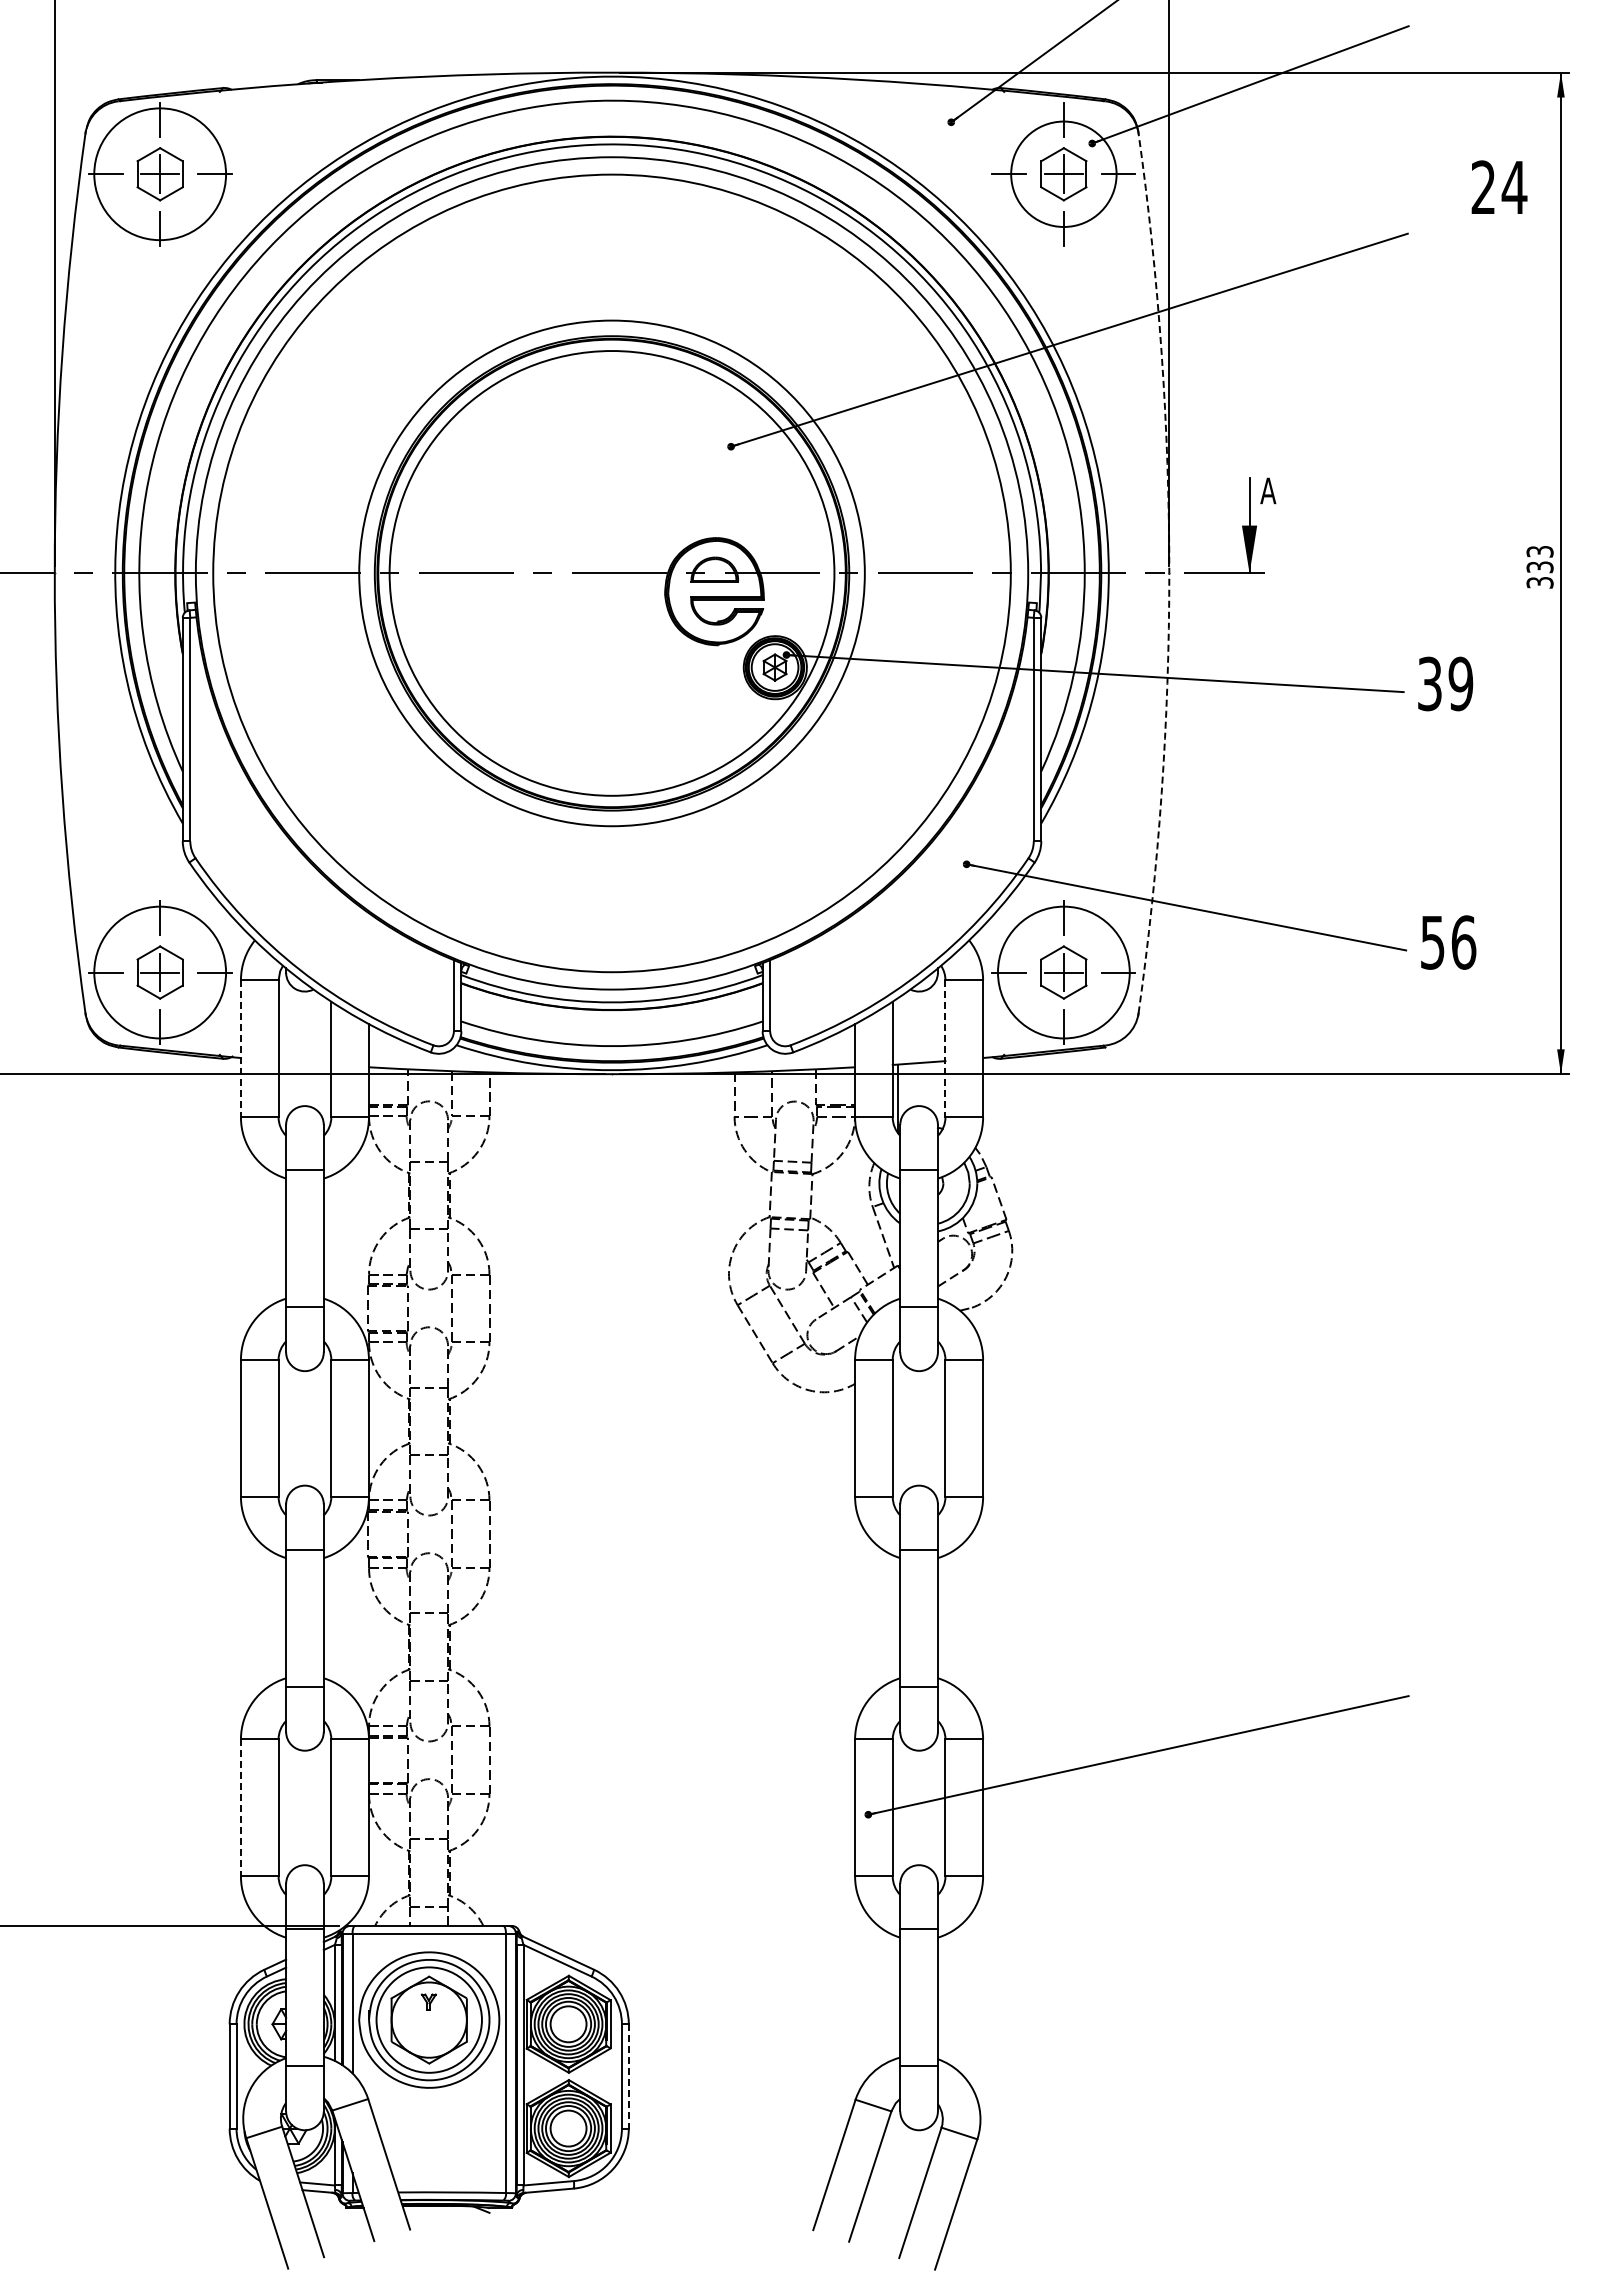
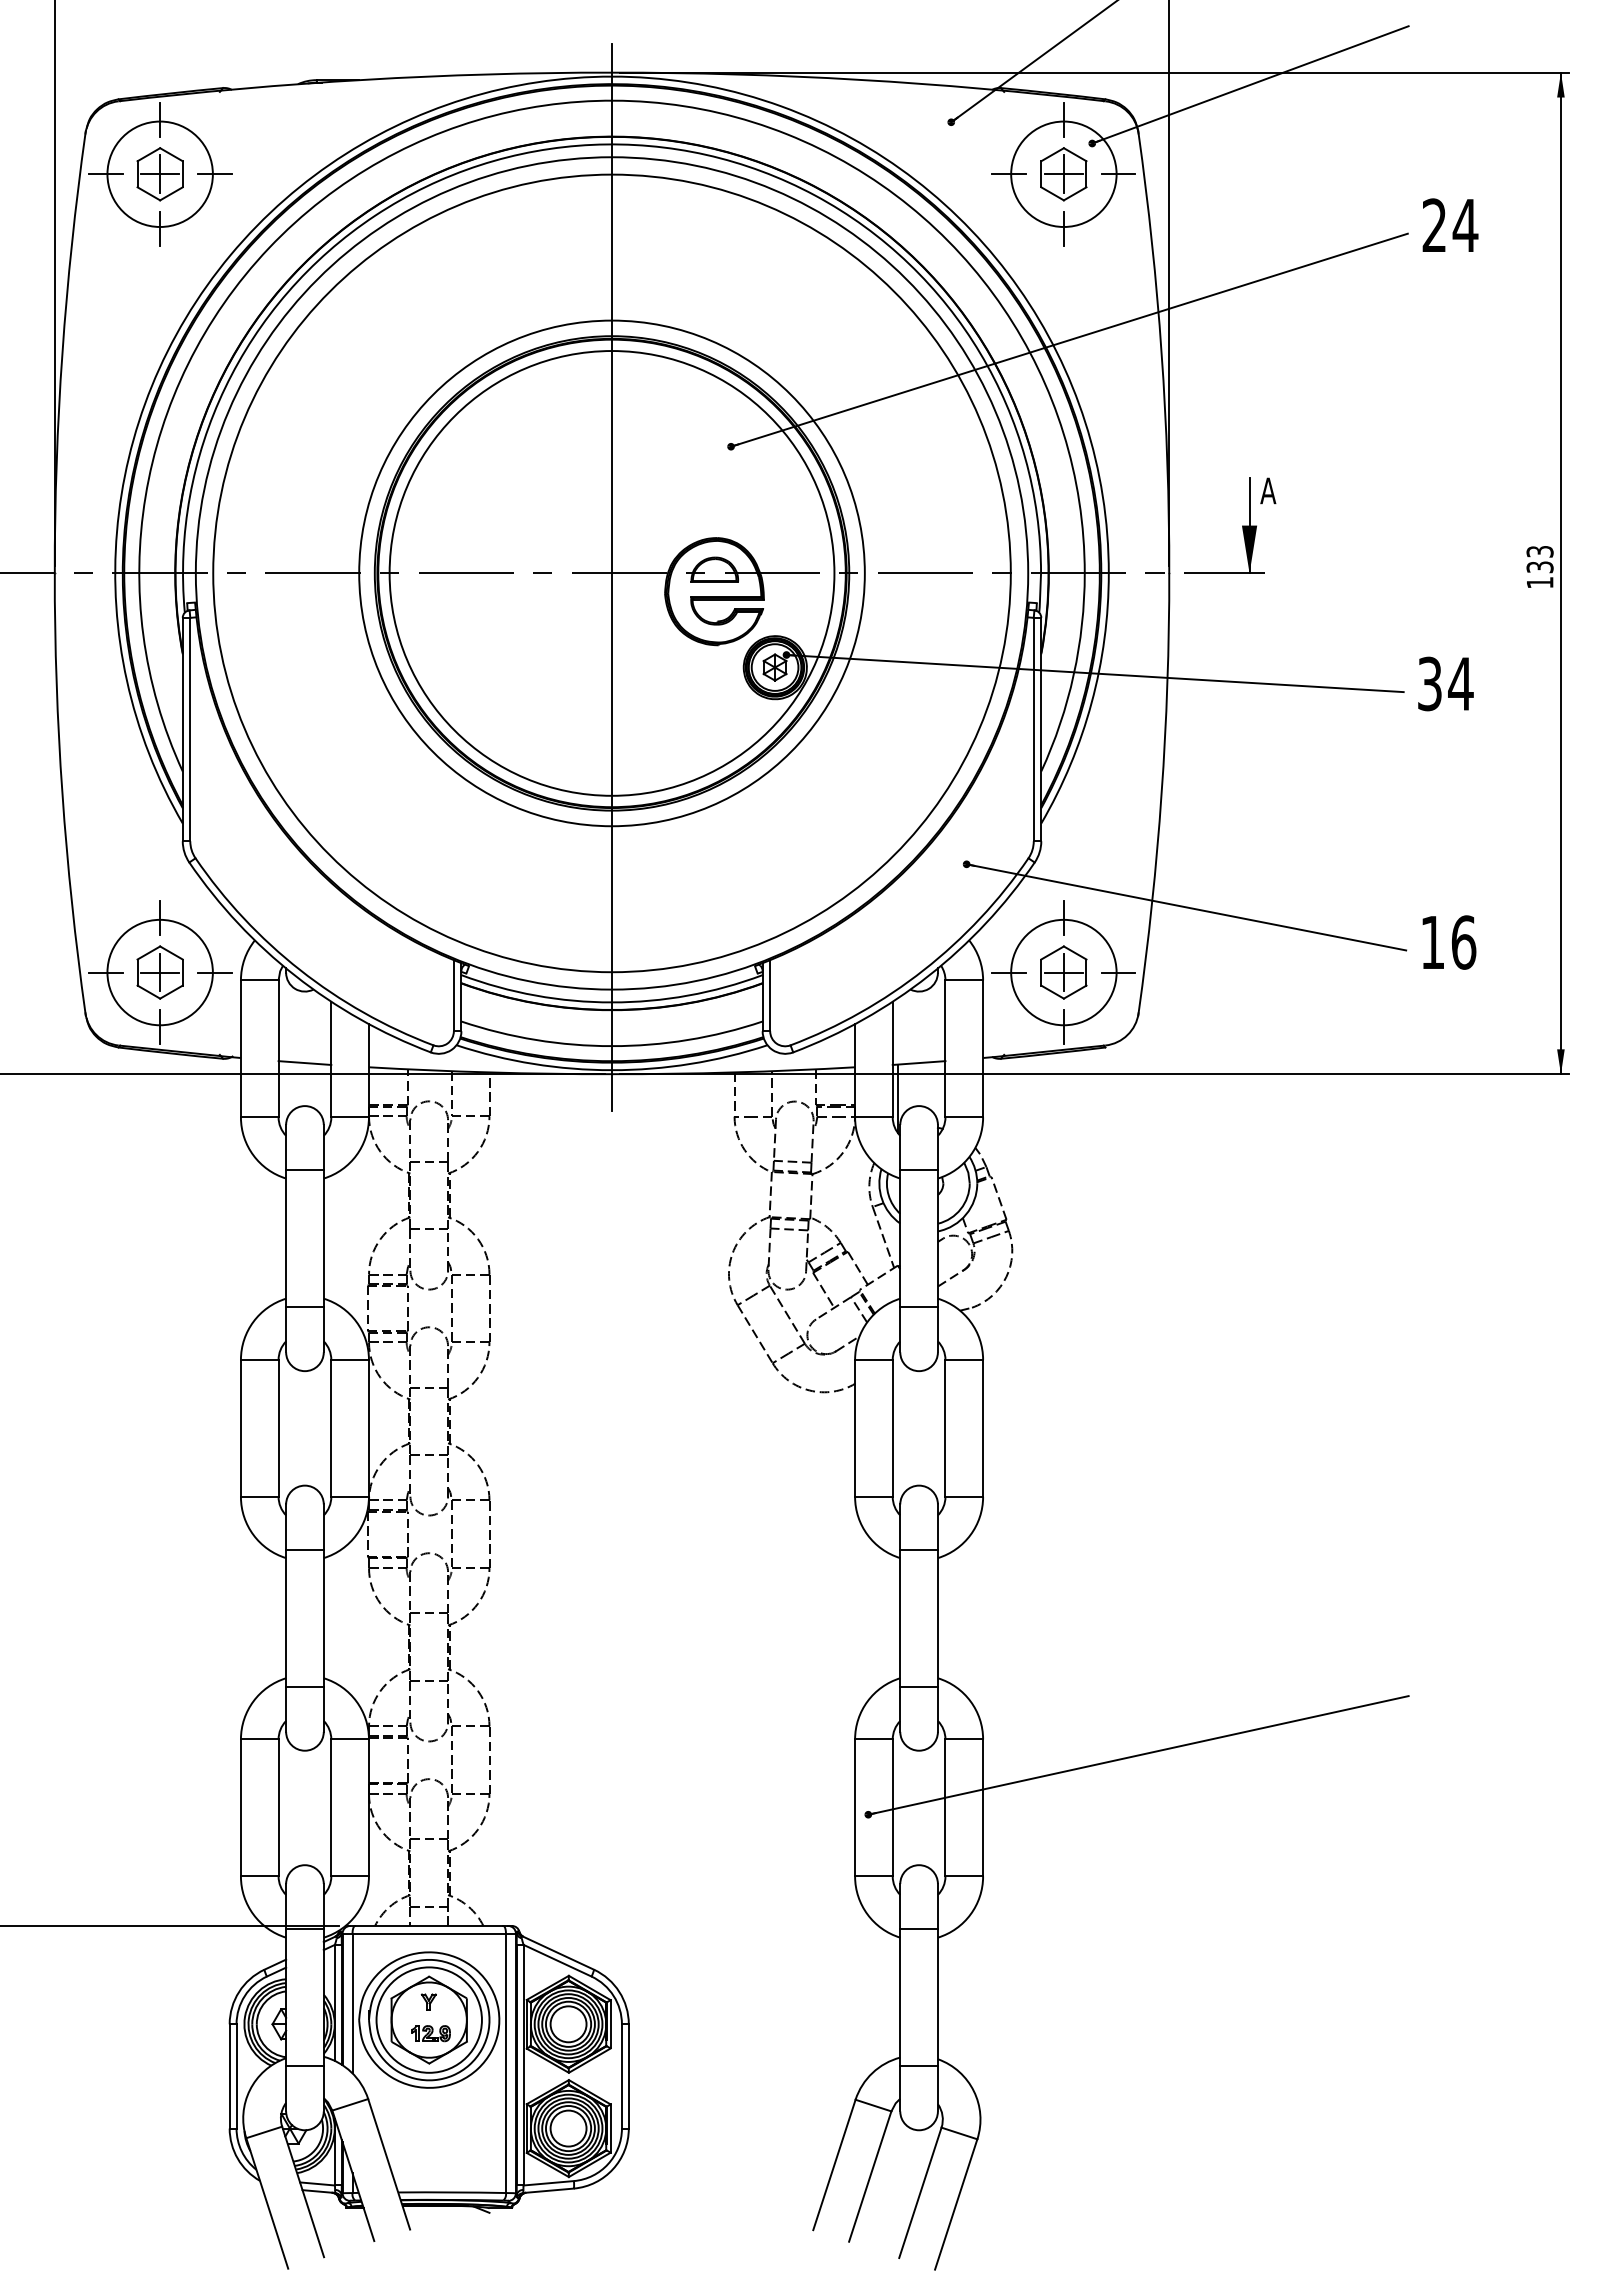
circle diameter: 132 px -> 105 px (159, 174)
text position: (1499, 186) -> (1450, 224) (1450, 224)
arc: dashed -> solid (1169, 573)
line: none -> present (612, 577)
text: 333 -> 133 (1539, 582)
text: 39 -> 34 (1460, 683)
text: 56 -> 16 (1432, 942)
circle diameter: 132 px -> 105 px (159, 972)
circle diameter: 132 px -> 105 px (1063, 972)
line: dashed -> solid (240, 1048)
line: dashed -> solid (945, 1048)
line: none -> present (304, 1062)
line: dashed -> solid (240, 1807)
part: none -> present (430, 2033)
line: dashed -> solid (628, 2076)
